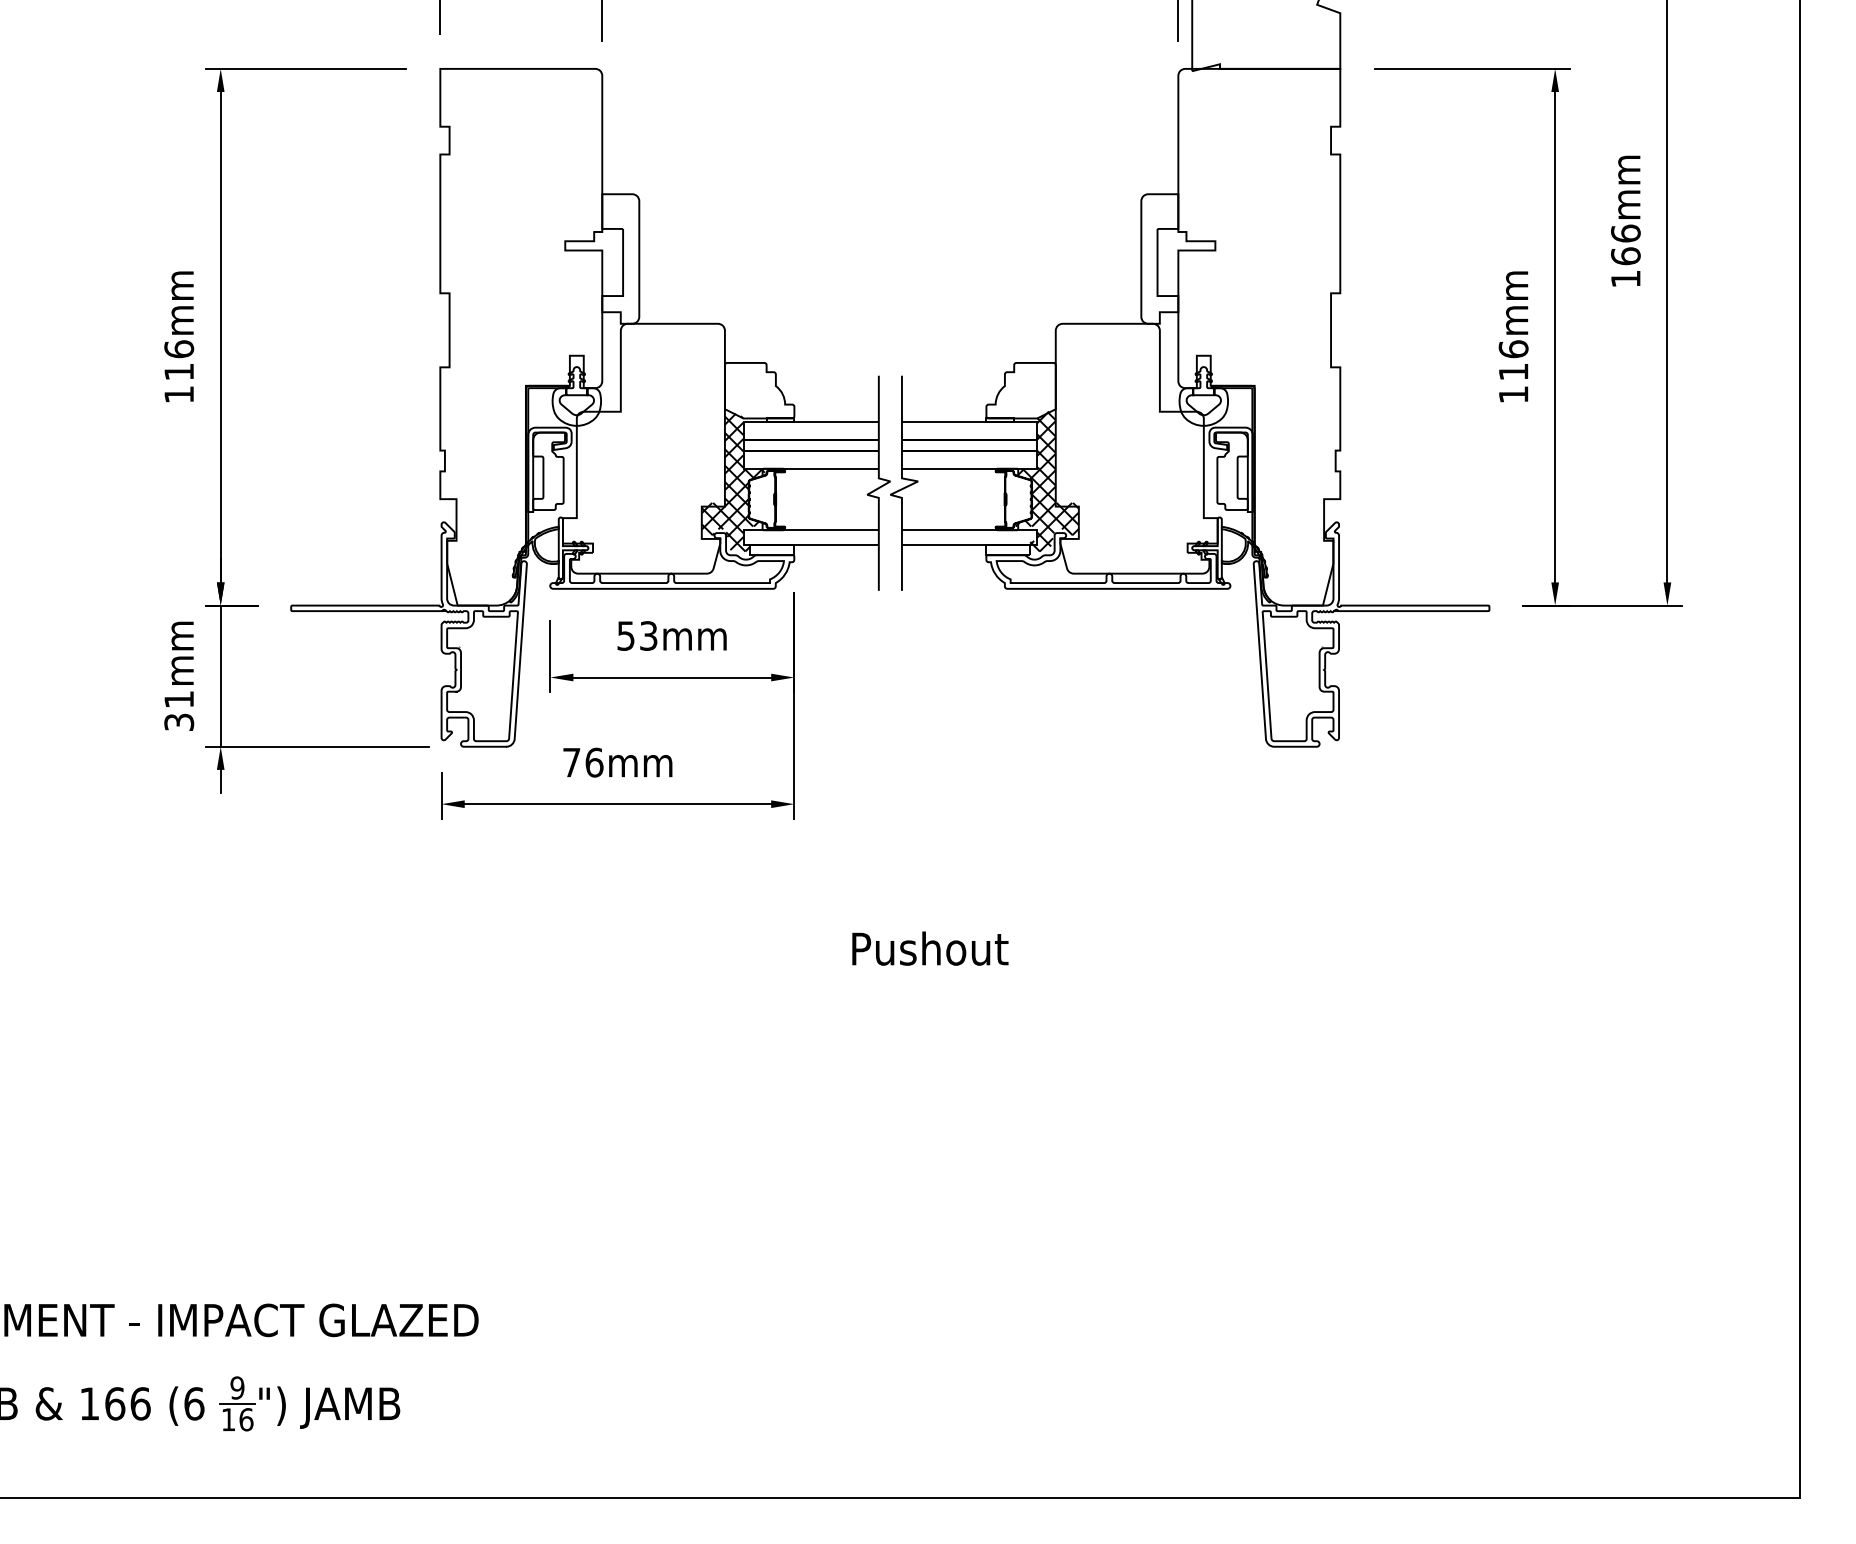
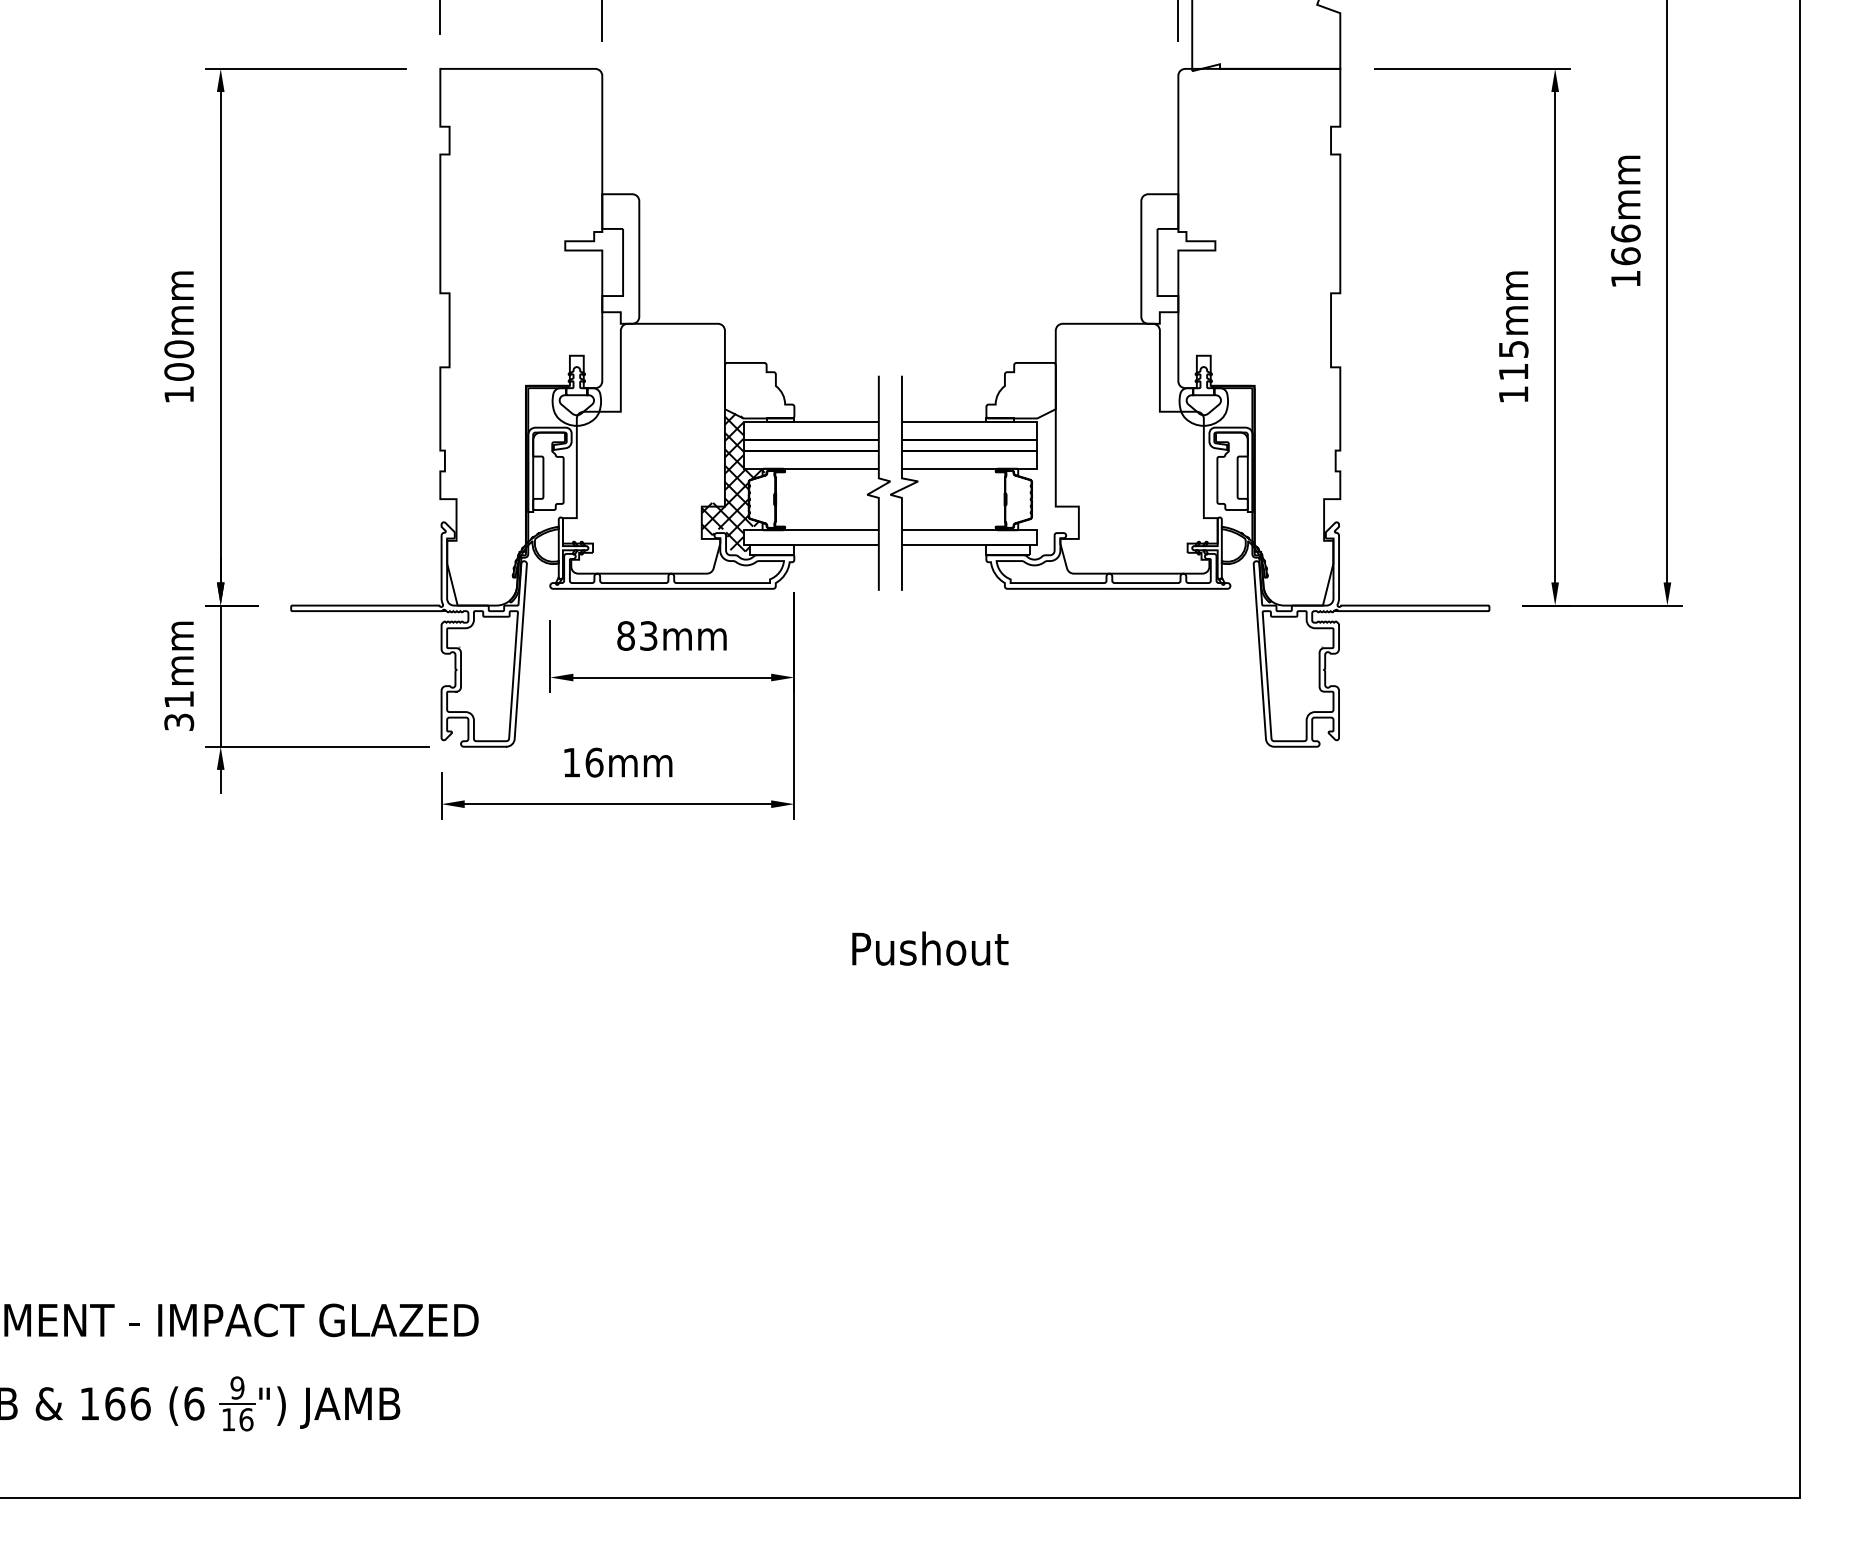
text: 116mm -> 115mm (1513, 349)
text: 116mm -> 100mm (179, 360)
hatch: present -> none (1046, 481)
text: 53mm -> 83mm (625, 635)
text: 76mm -> 16mm (571, 762)
